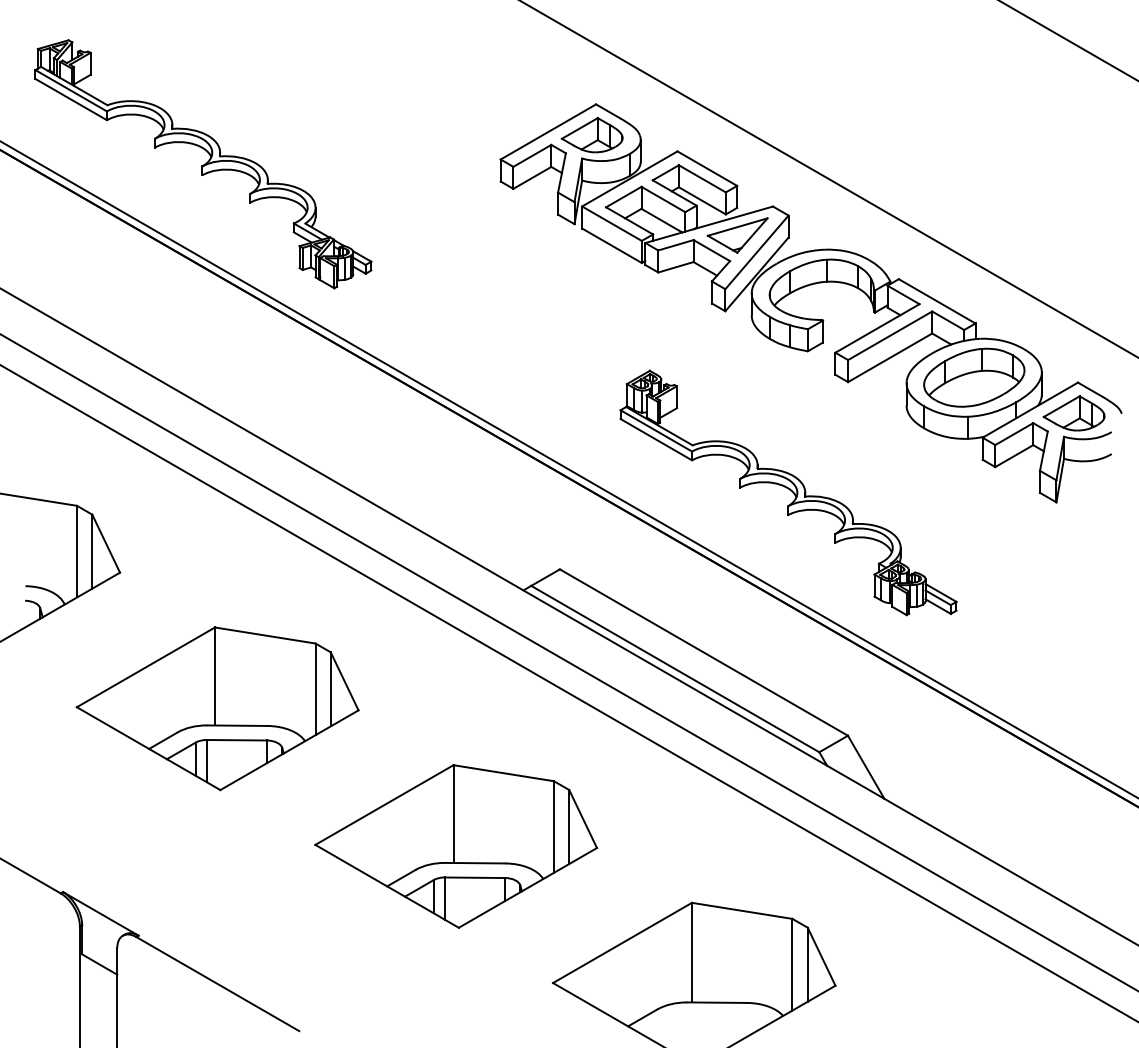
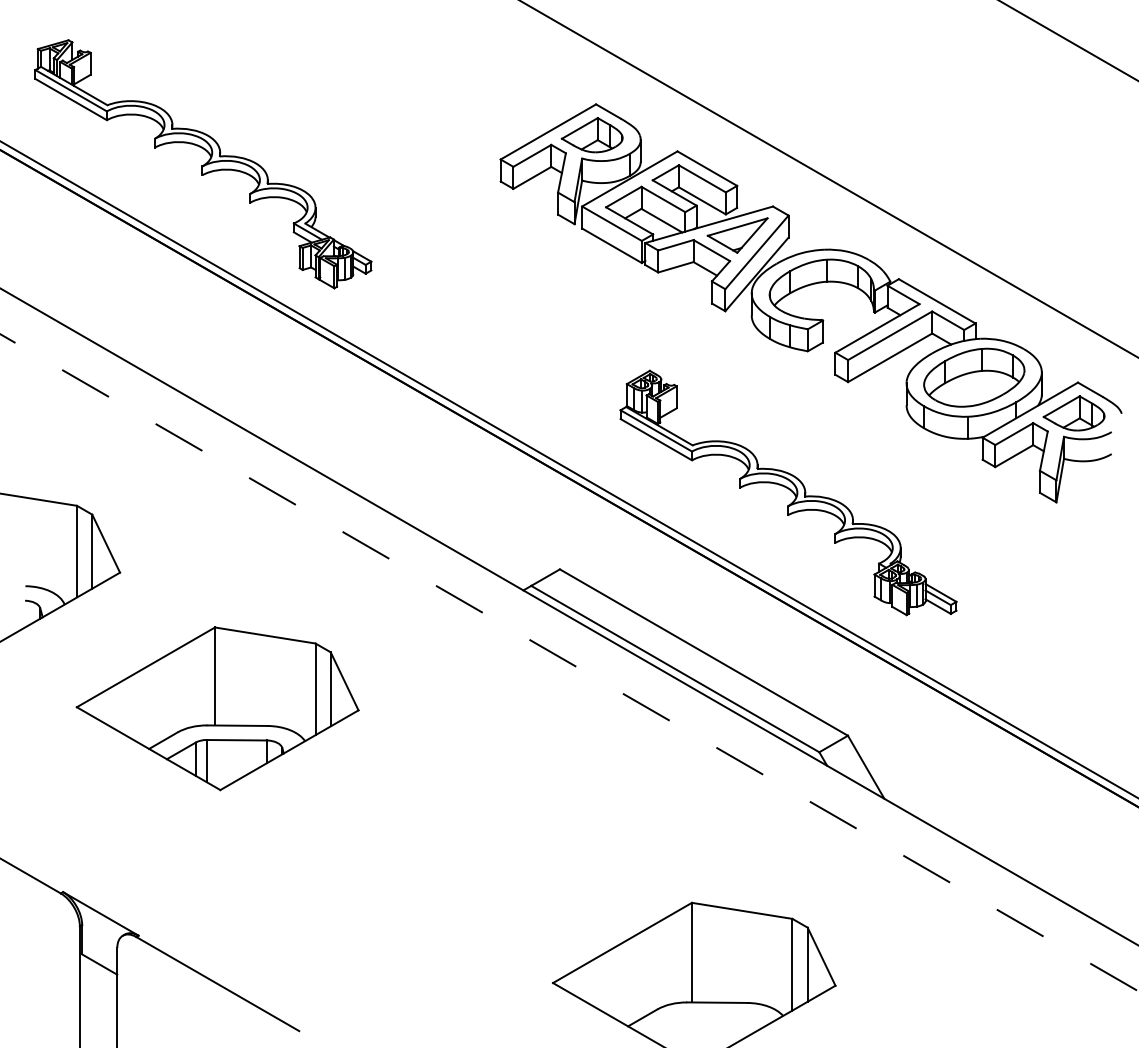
line: solid -> dashed (569, 663)
line: present -> none (568, 693)
part: present -> none (456, 846)
